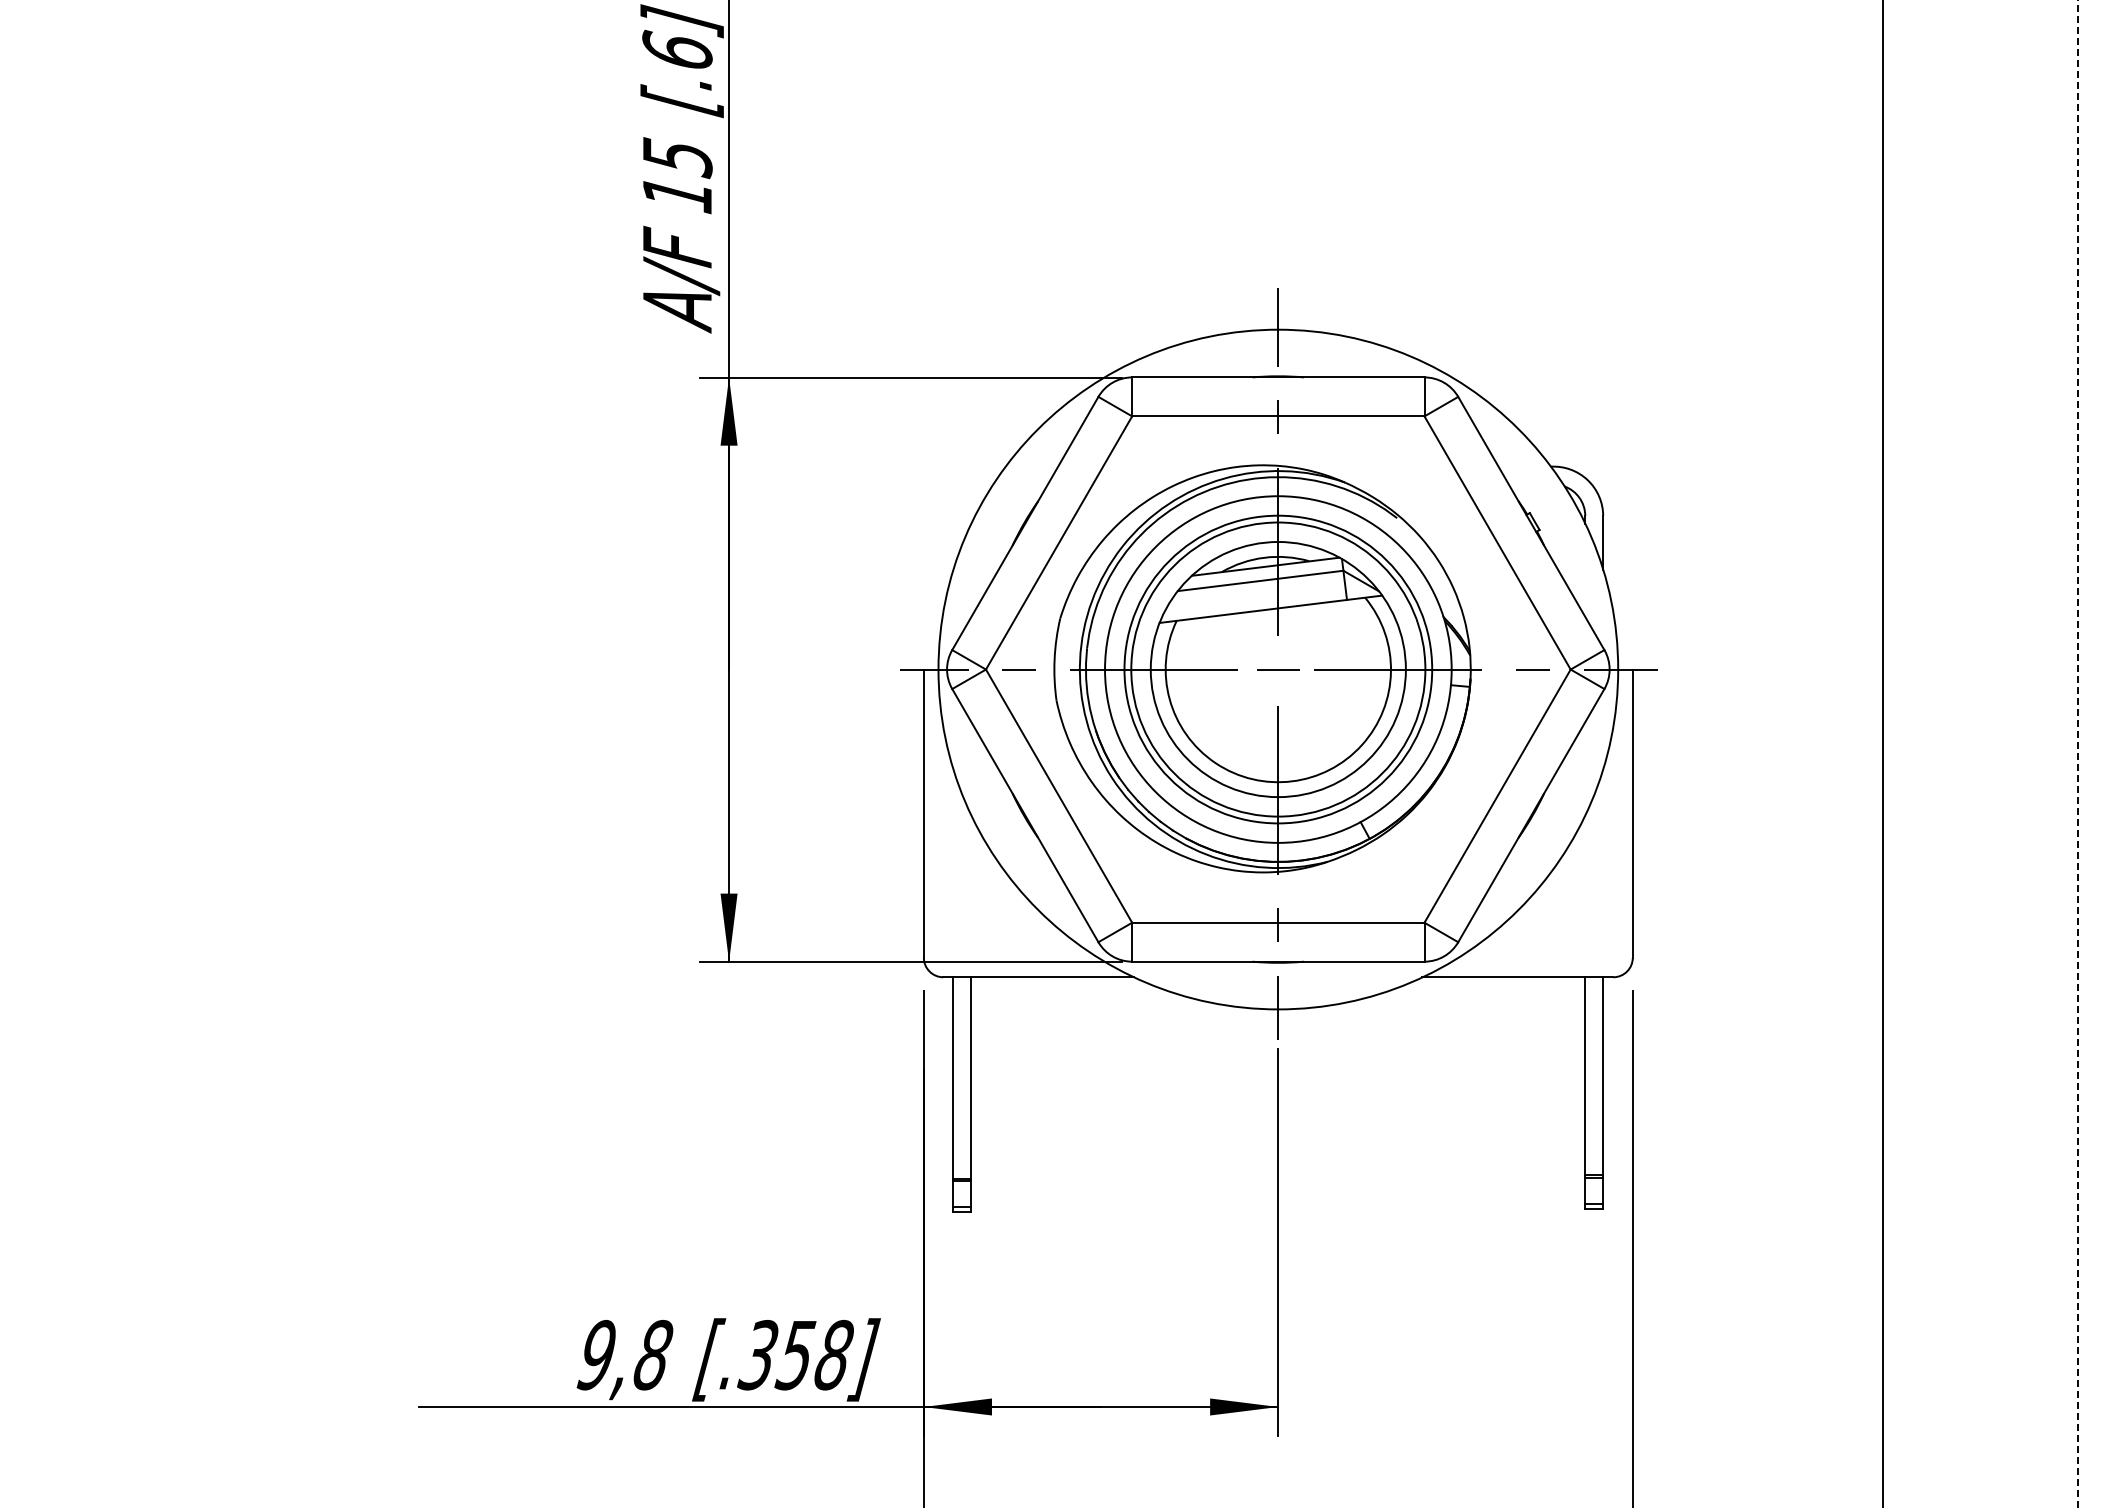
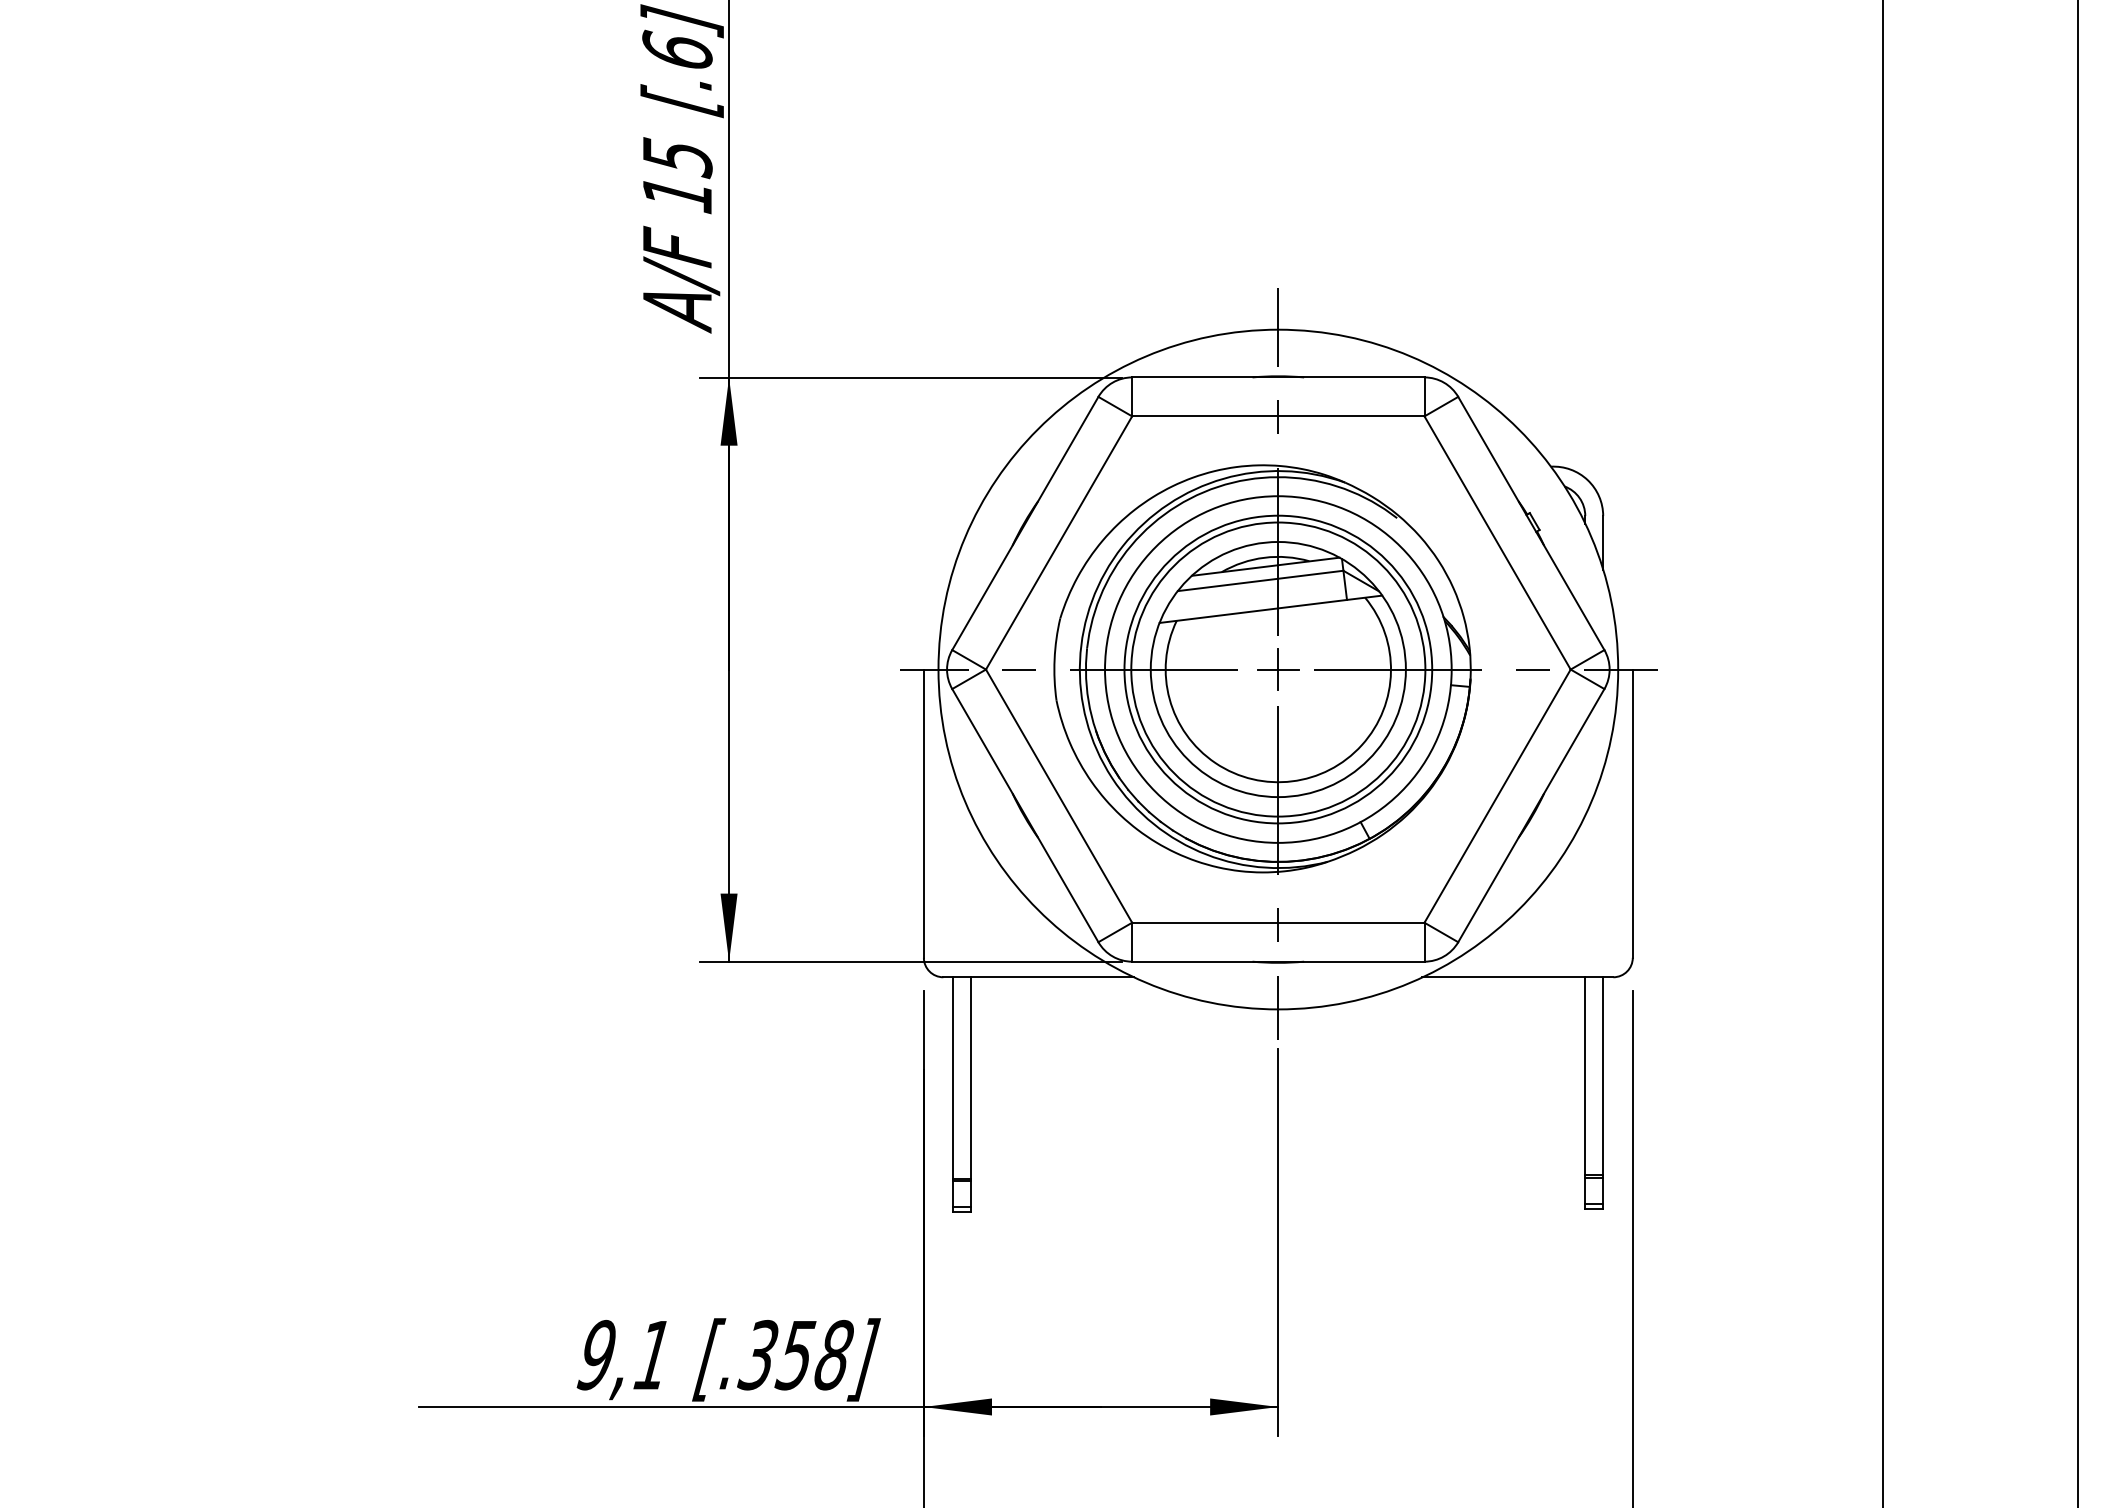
line: none -> present (1278, 669)
line: dashed -> solid (2077, 753)
text: 9,8 -> 9,1 (653, 1354)
